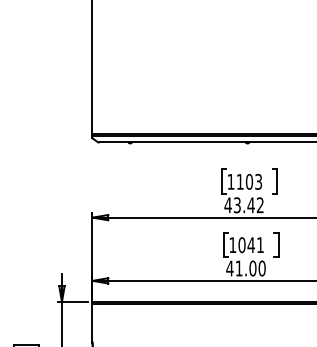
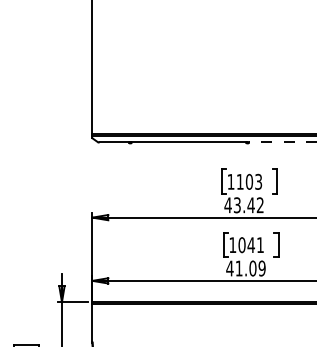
line: solid -> dashed (282, 142)
text: 41.00 -> 41.09 (261, 268)
